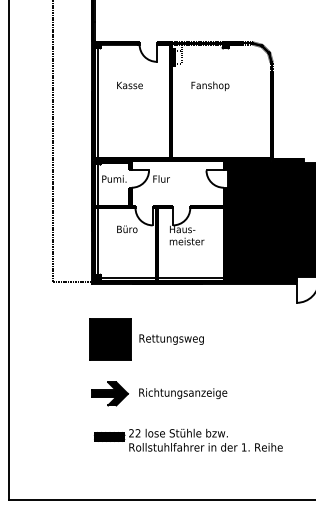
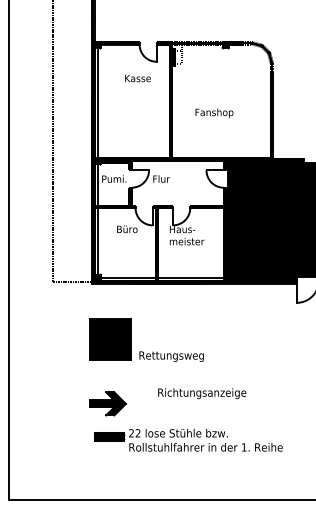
text position: (129, 85) -> (137, 78) (137, 78)
text position: (210, 85) -> (214, 112) (214, 112)
text position: (171, 339) -> (171, 356) (171, 356)
part position: (109, 393) -> (107, 403) (107, 403)
text position: (183, 393) -> (202, 393) (202, 393)
